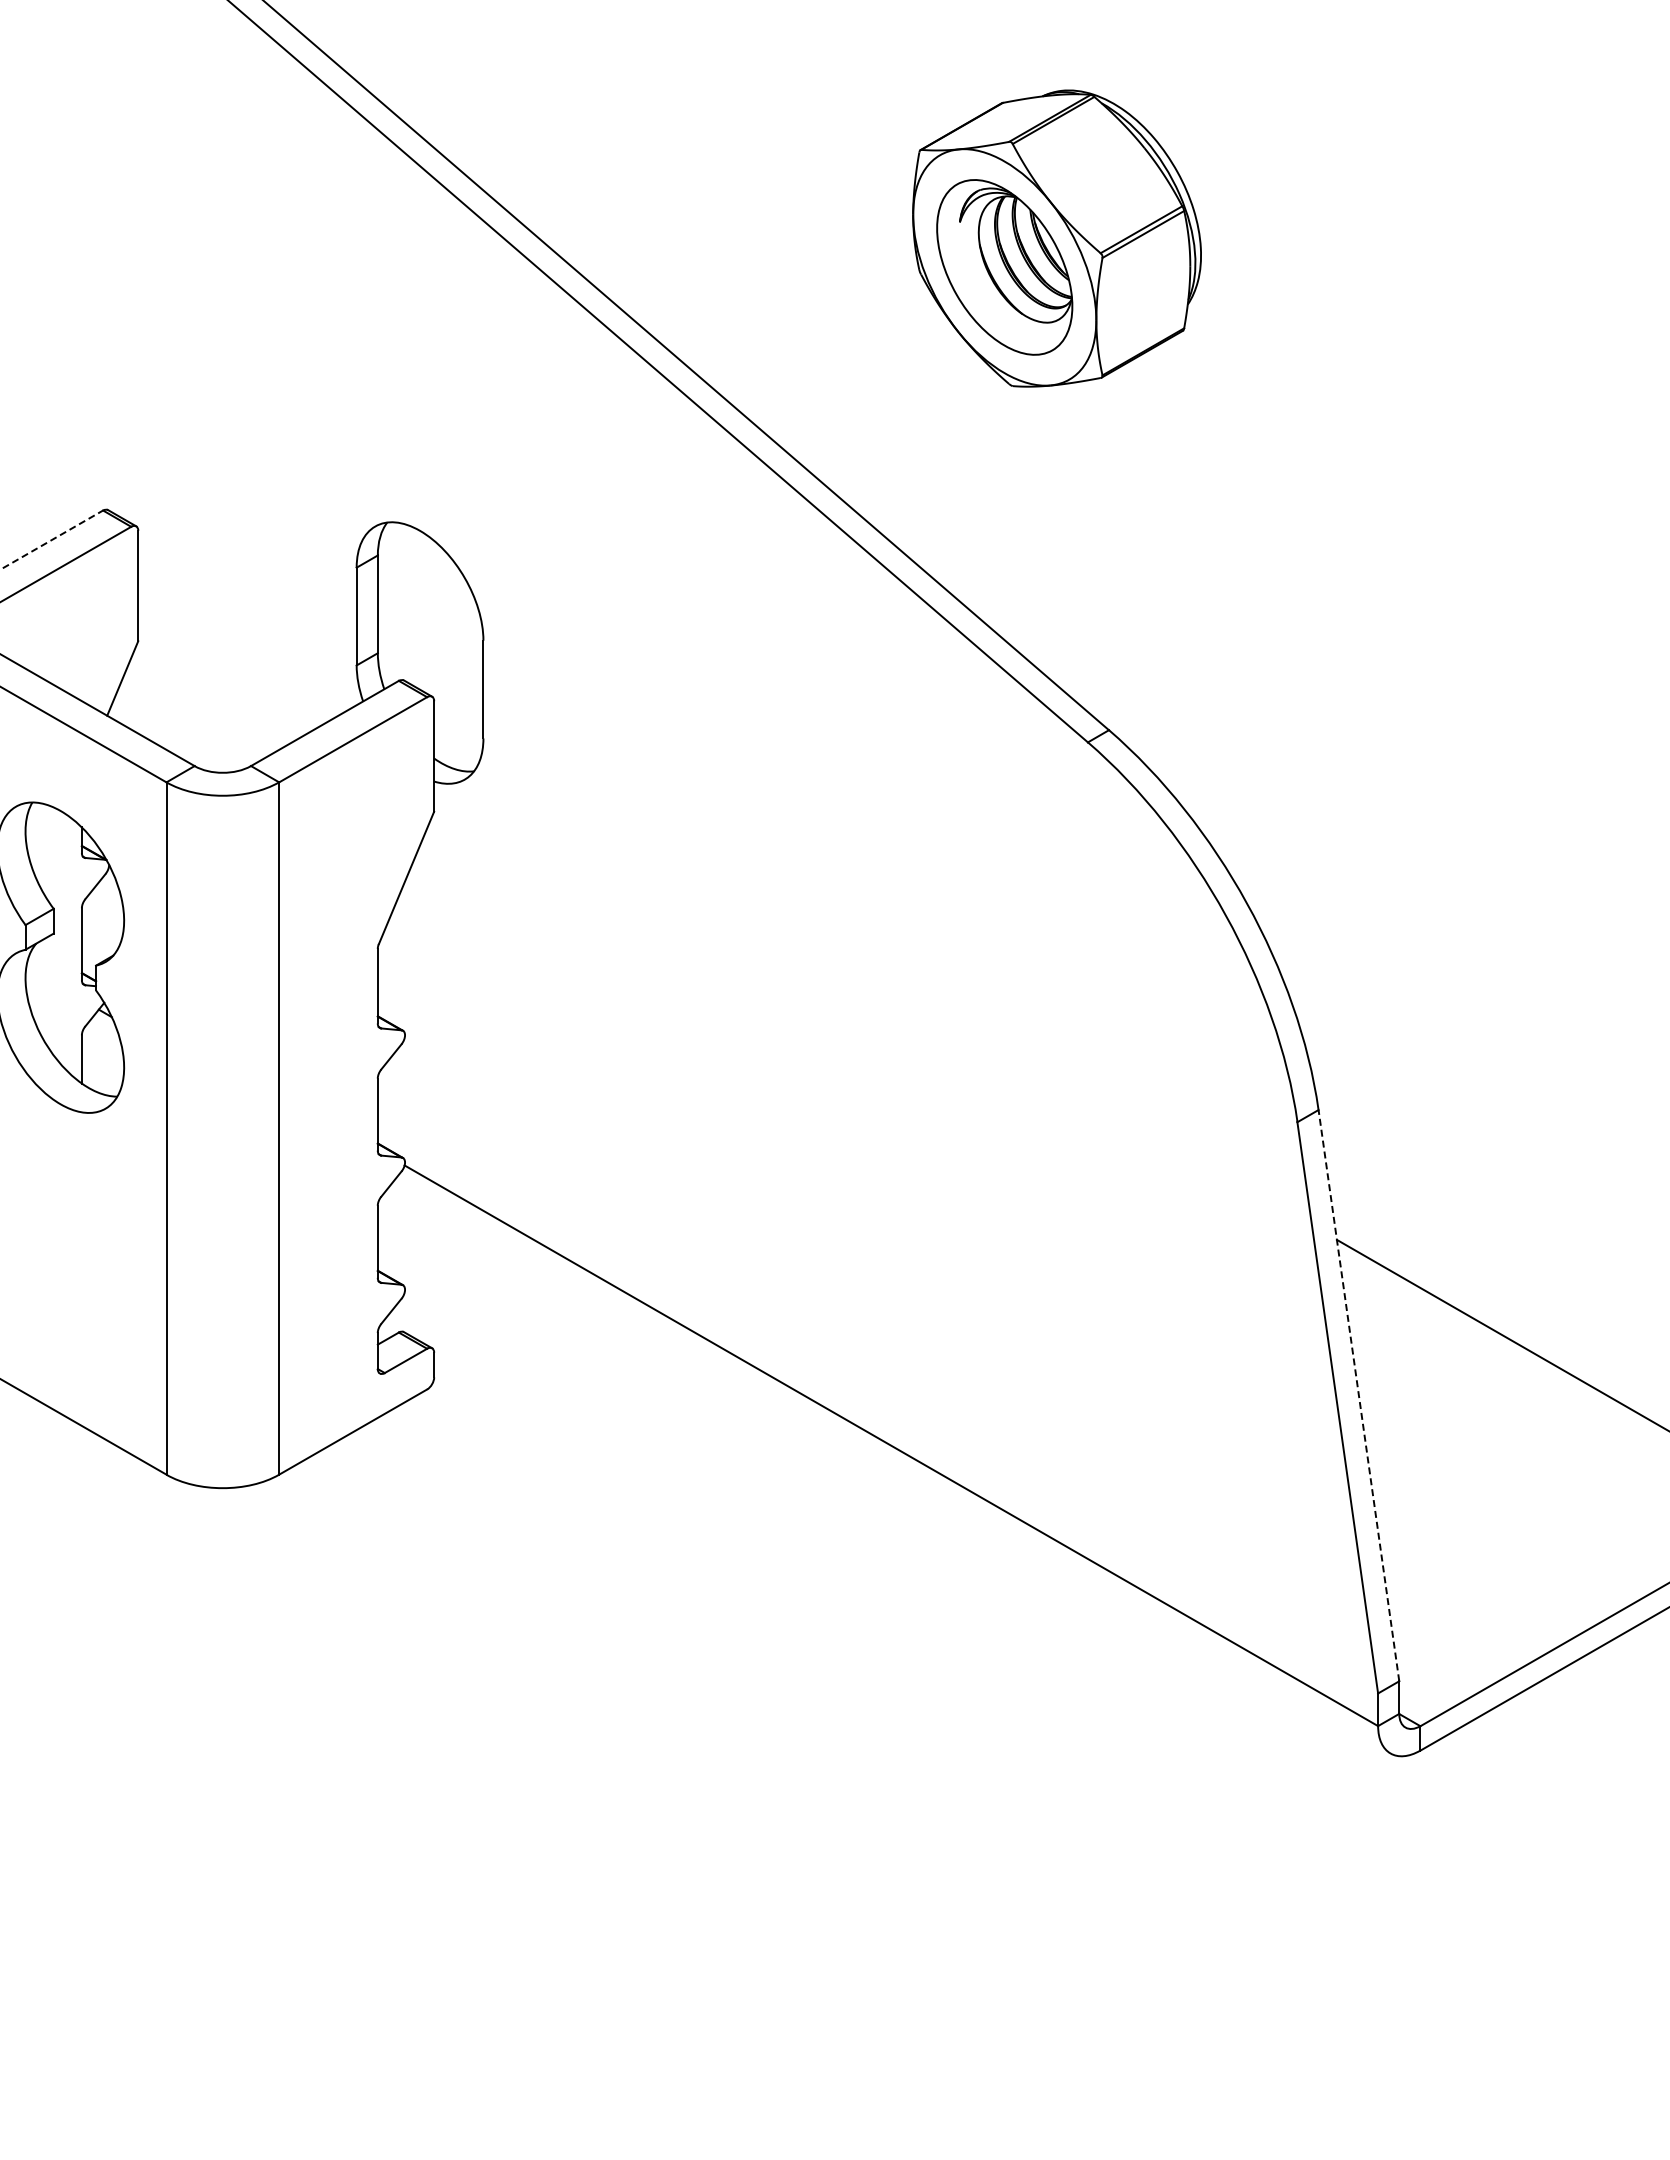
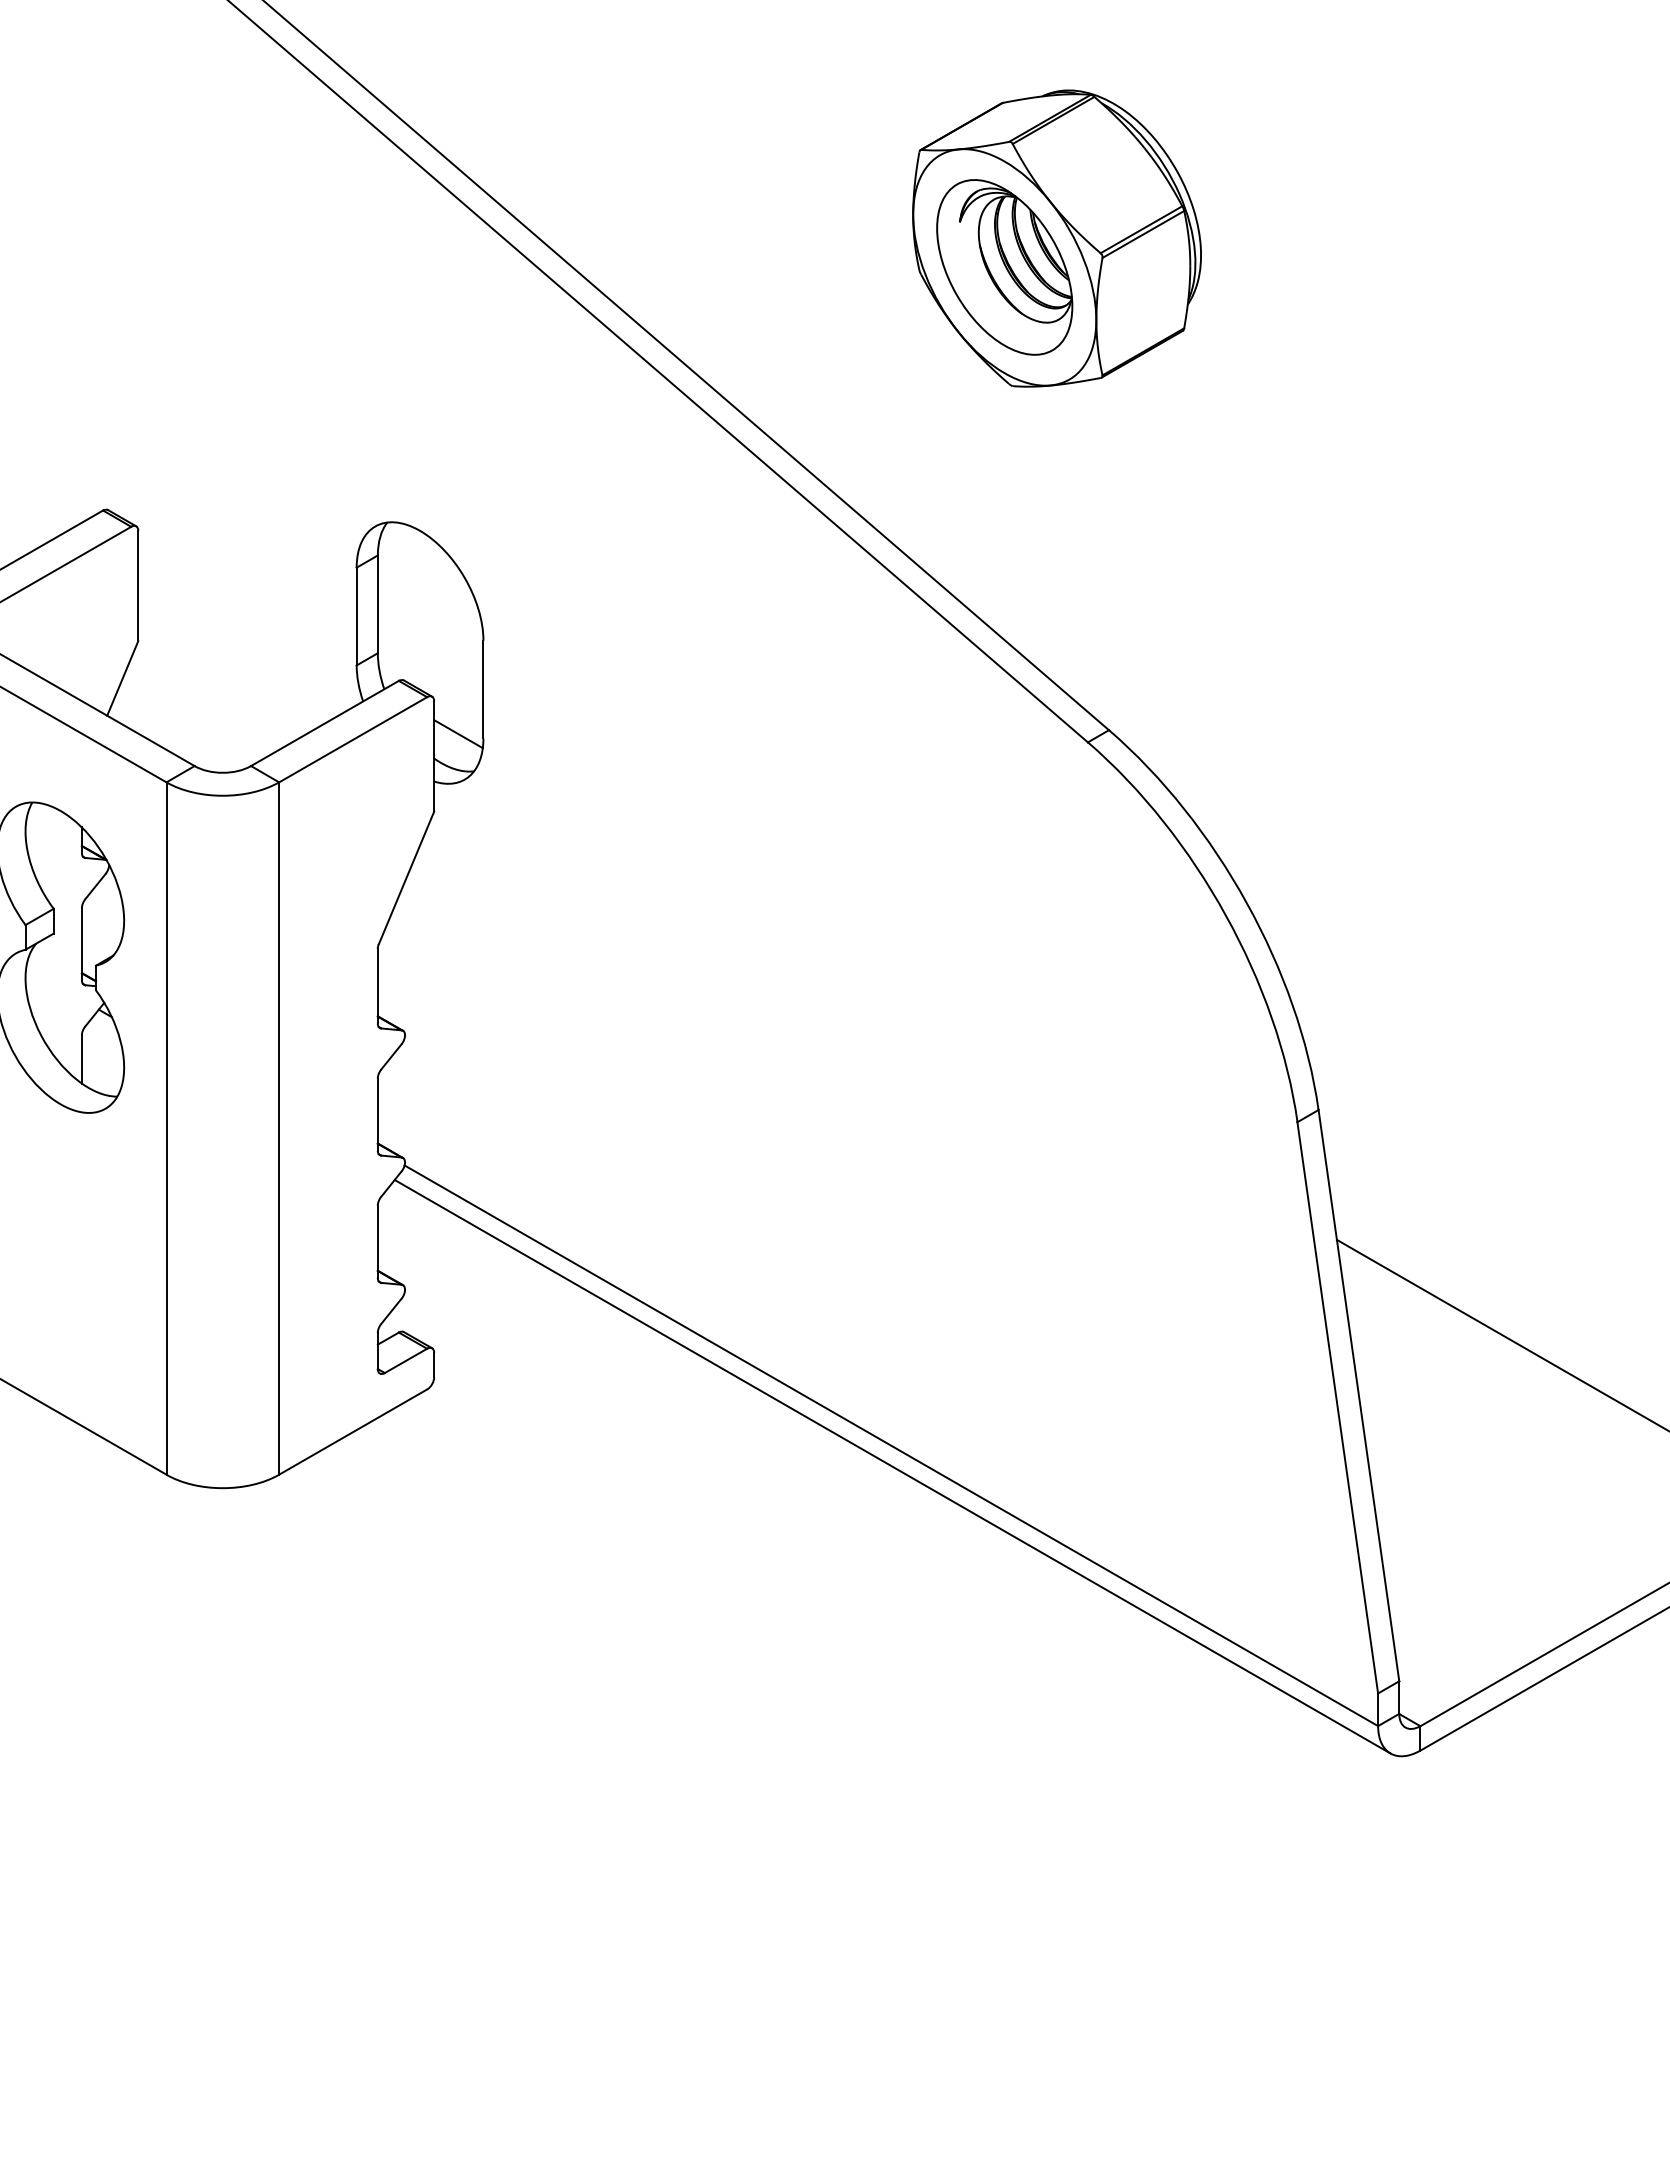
line: dashed -> solid (52, 539)
line: none -> present (458, 734)
line: dashed -> solid (1358, 1395)
line: none -> present (892, 1466)
